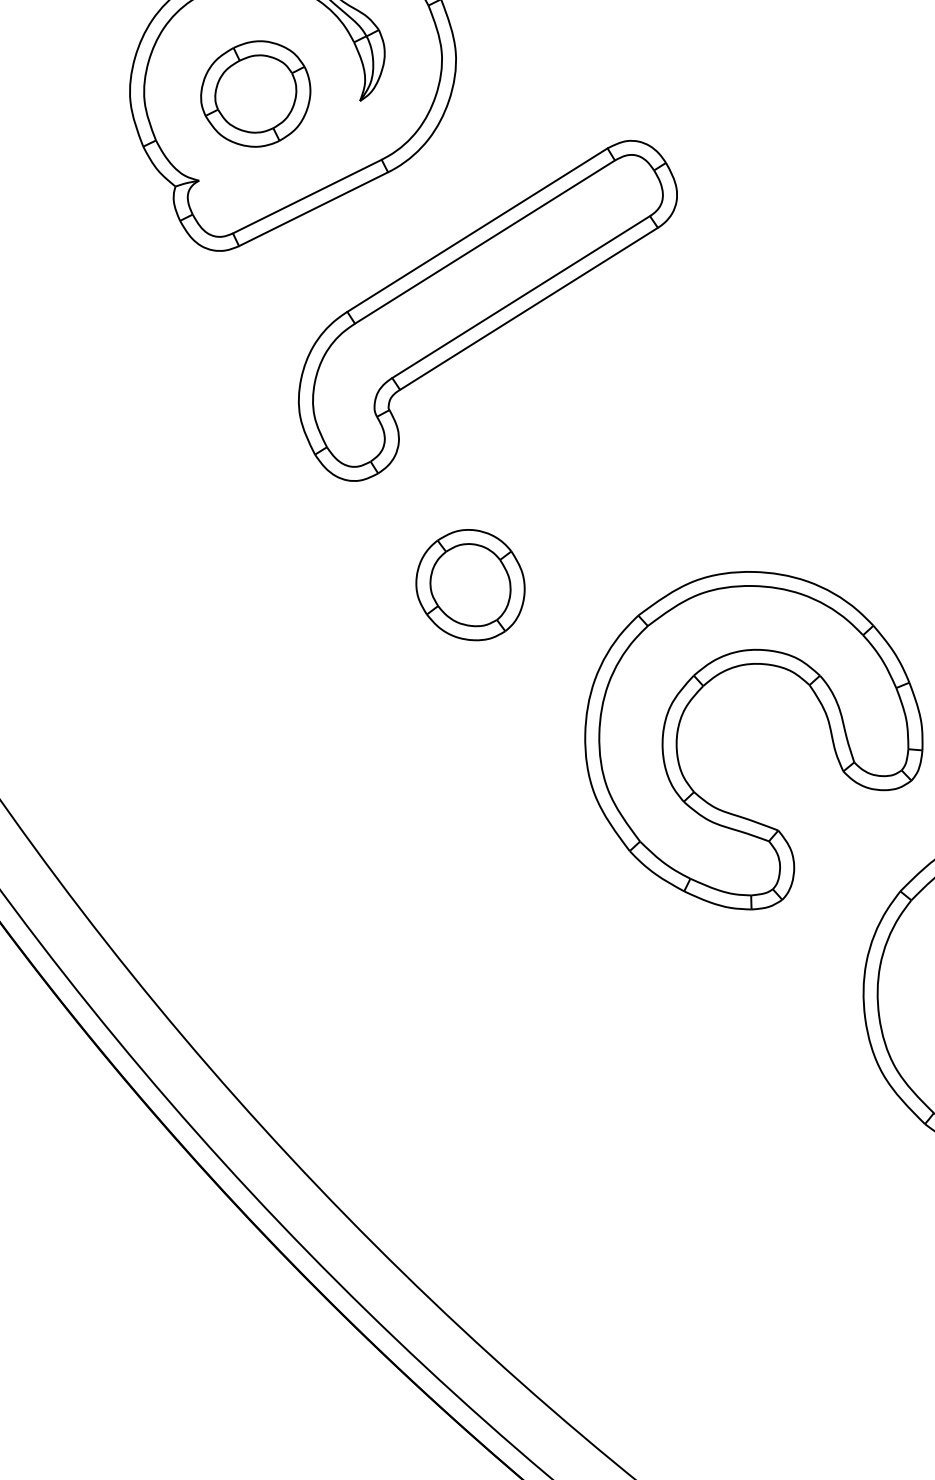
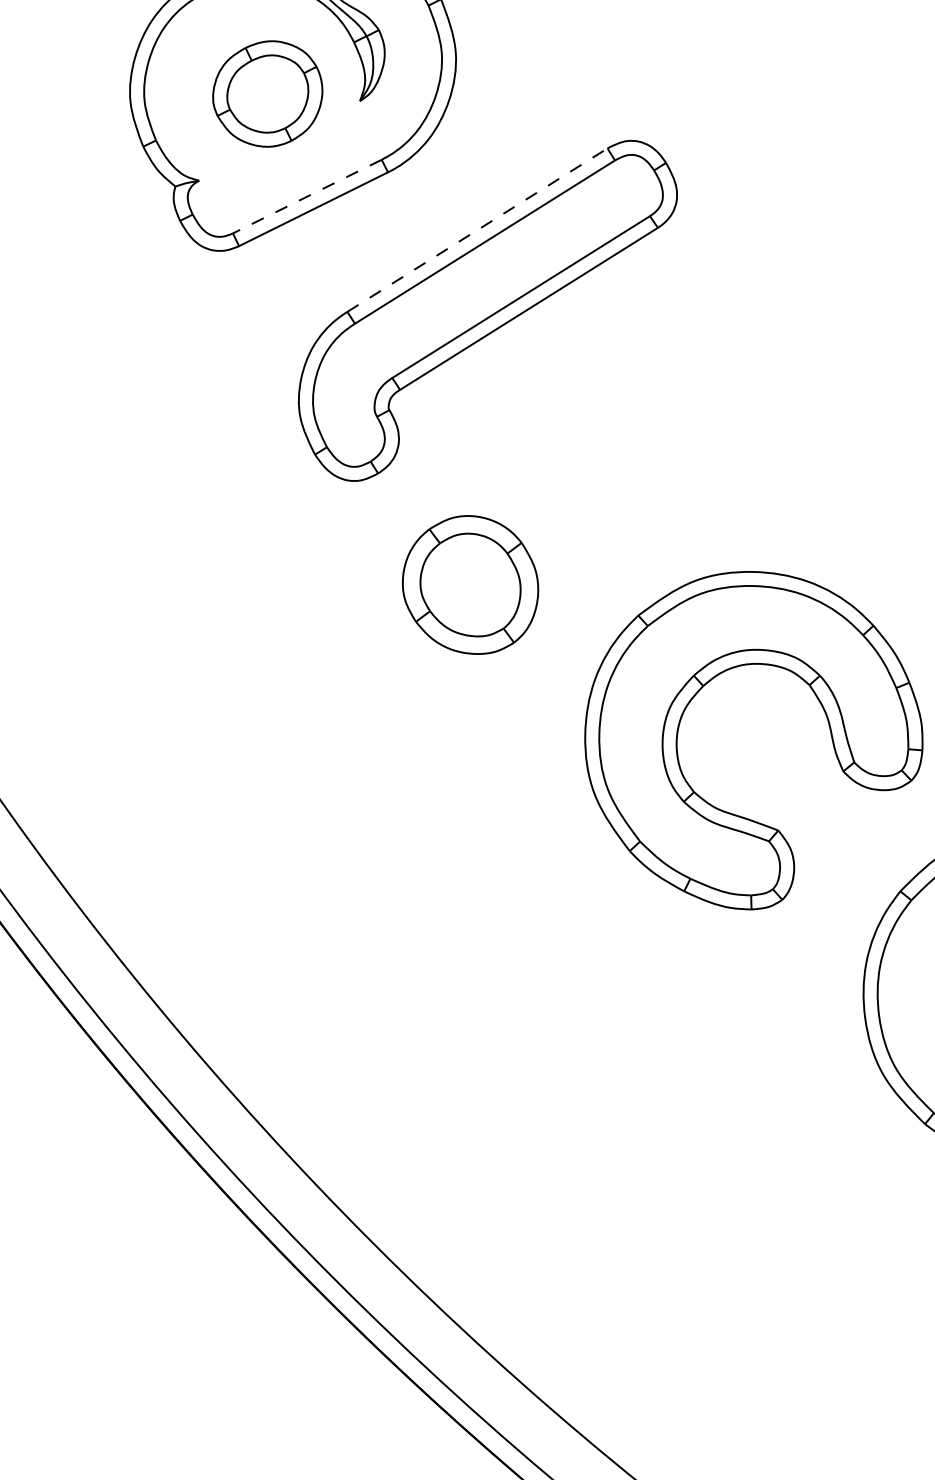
part position: (255, 93) -> (267, 93) (267, 93)
line: solid -> dashed (307, 196)
line: solid -> dashed (477, 230)
part size: 111x113 px -> 139x140 px (470, 584)
